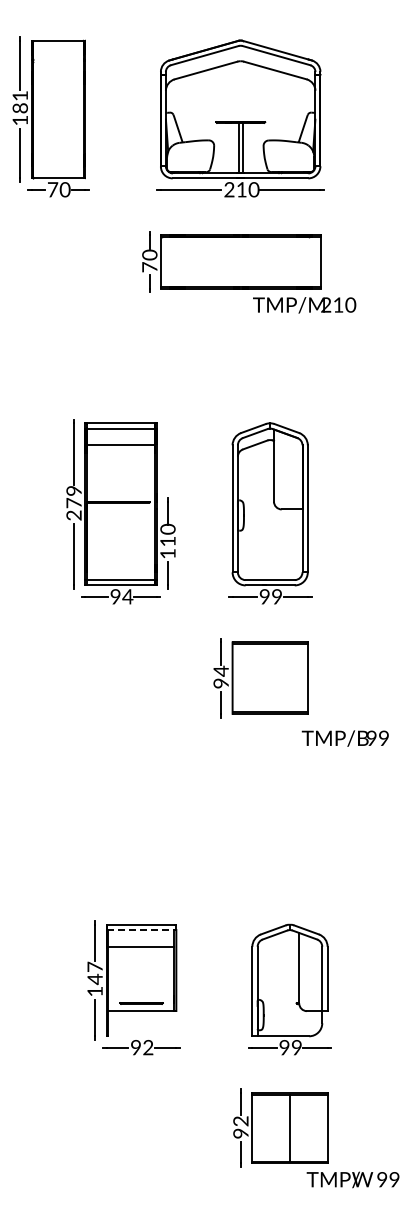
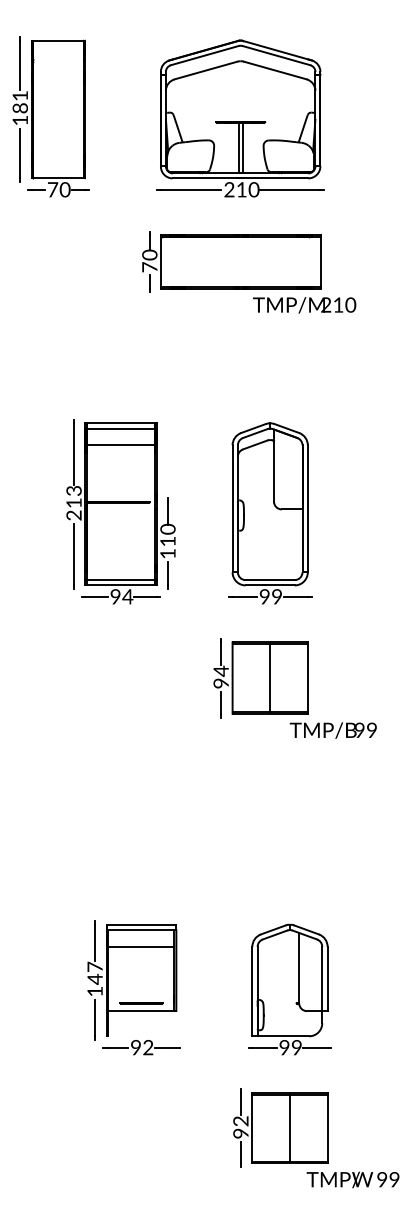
text: 279 -> 213 (73, 497)
line: none -> present (270, 677)
text position: (344, 738) -> (332, 730) (332, 730)
line: dashed -> solid (141, 930)
